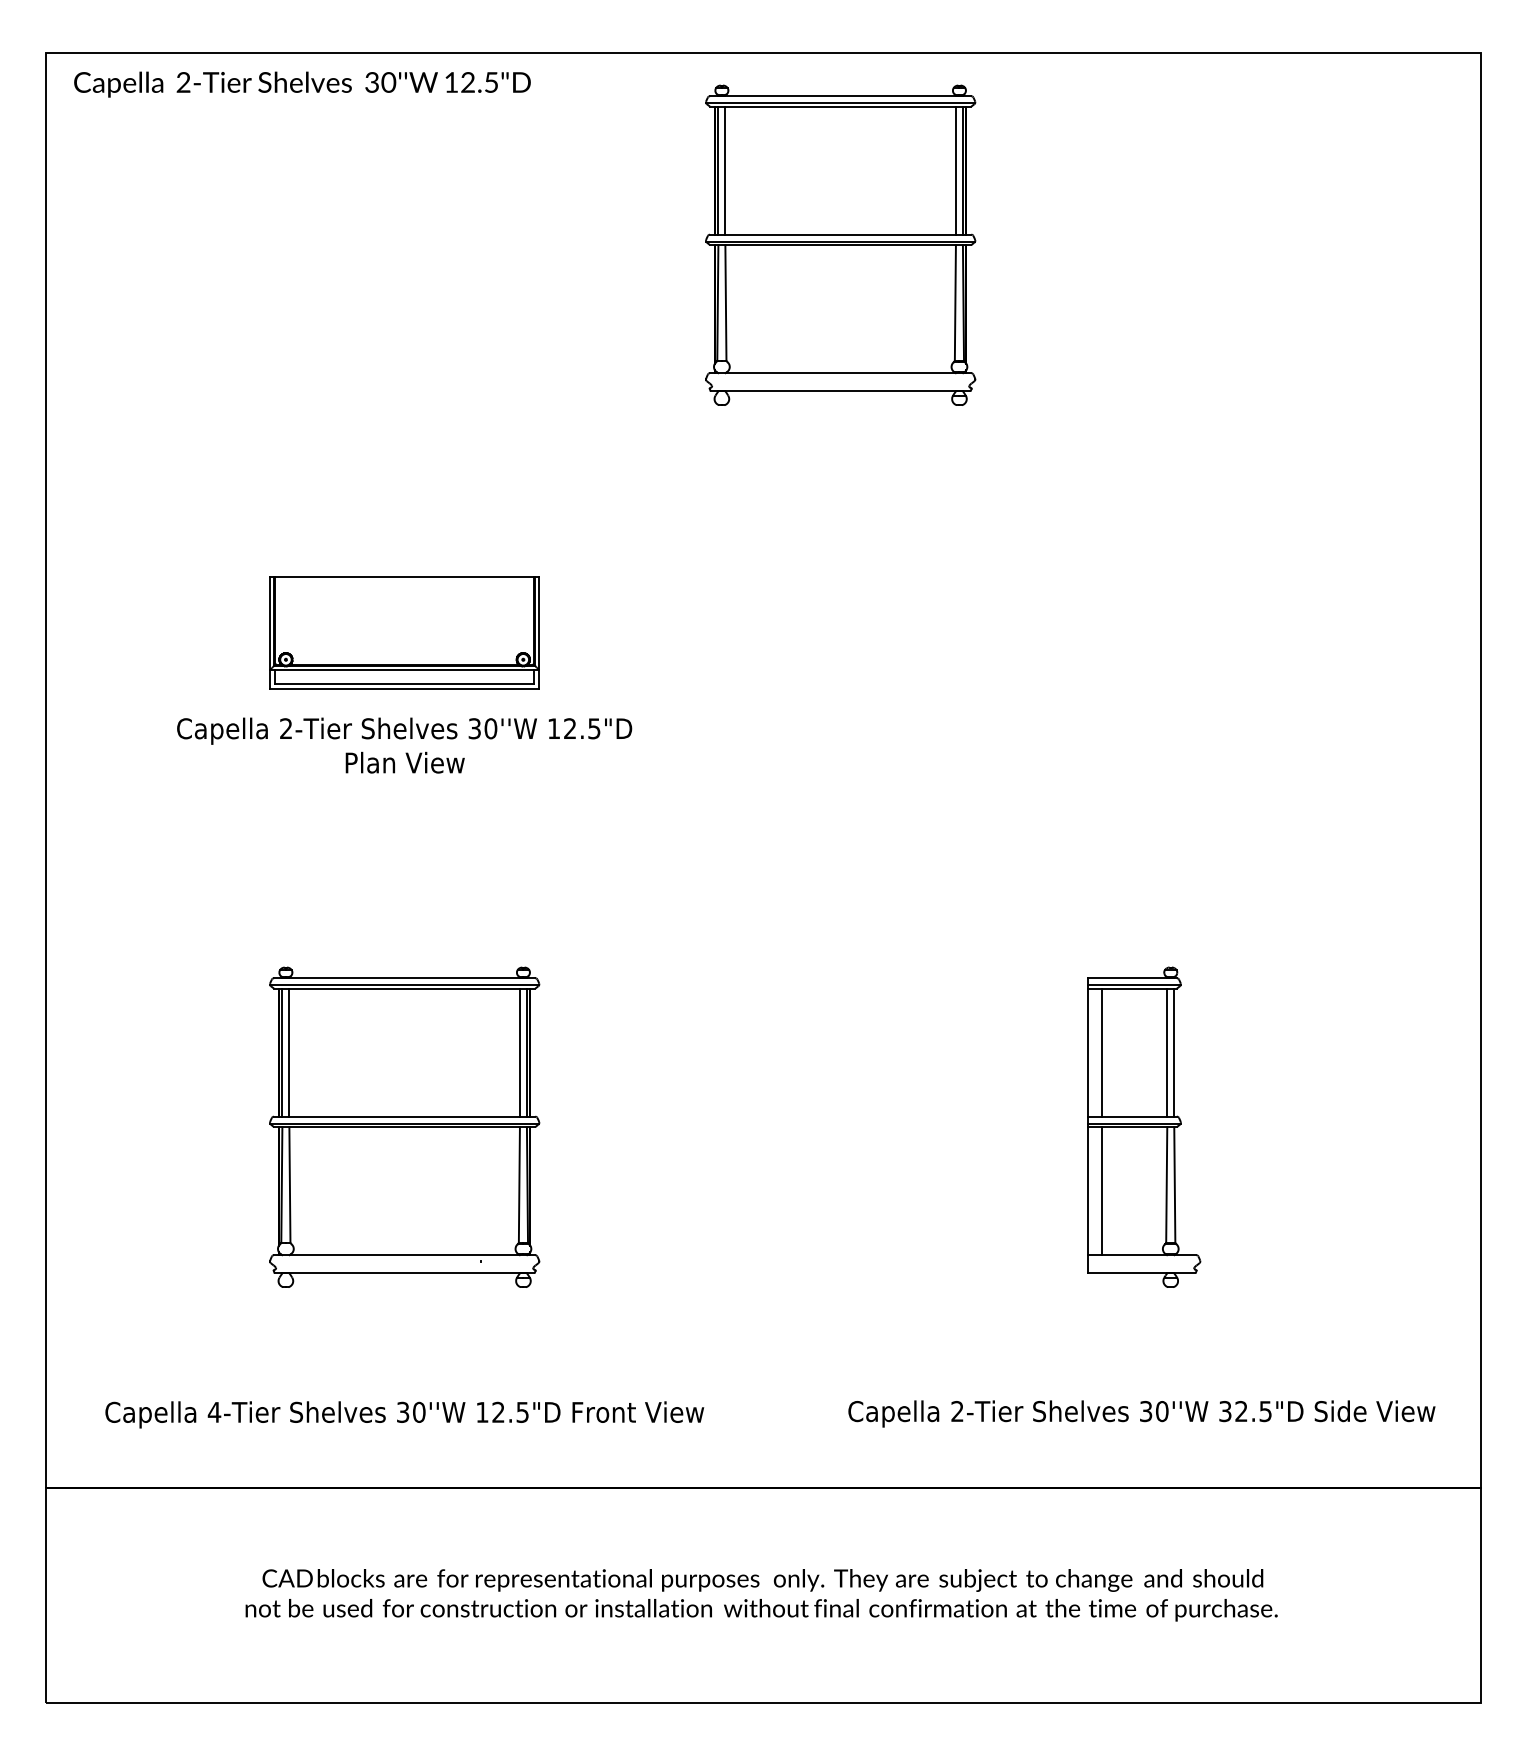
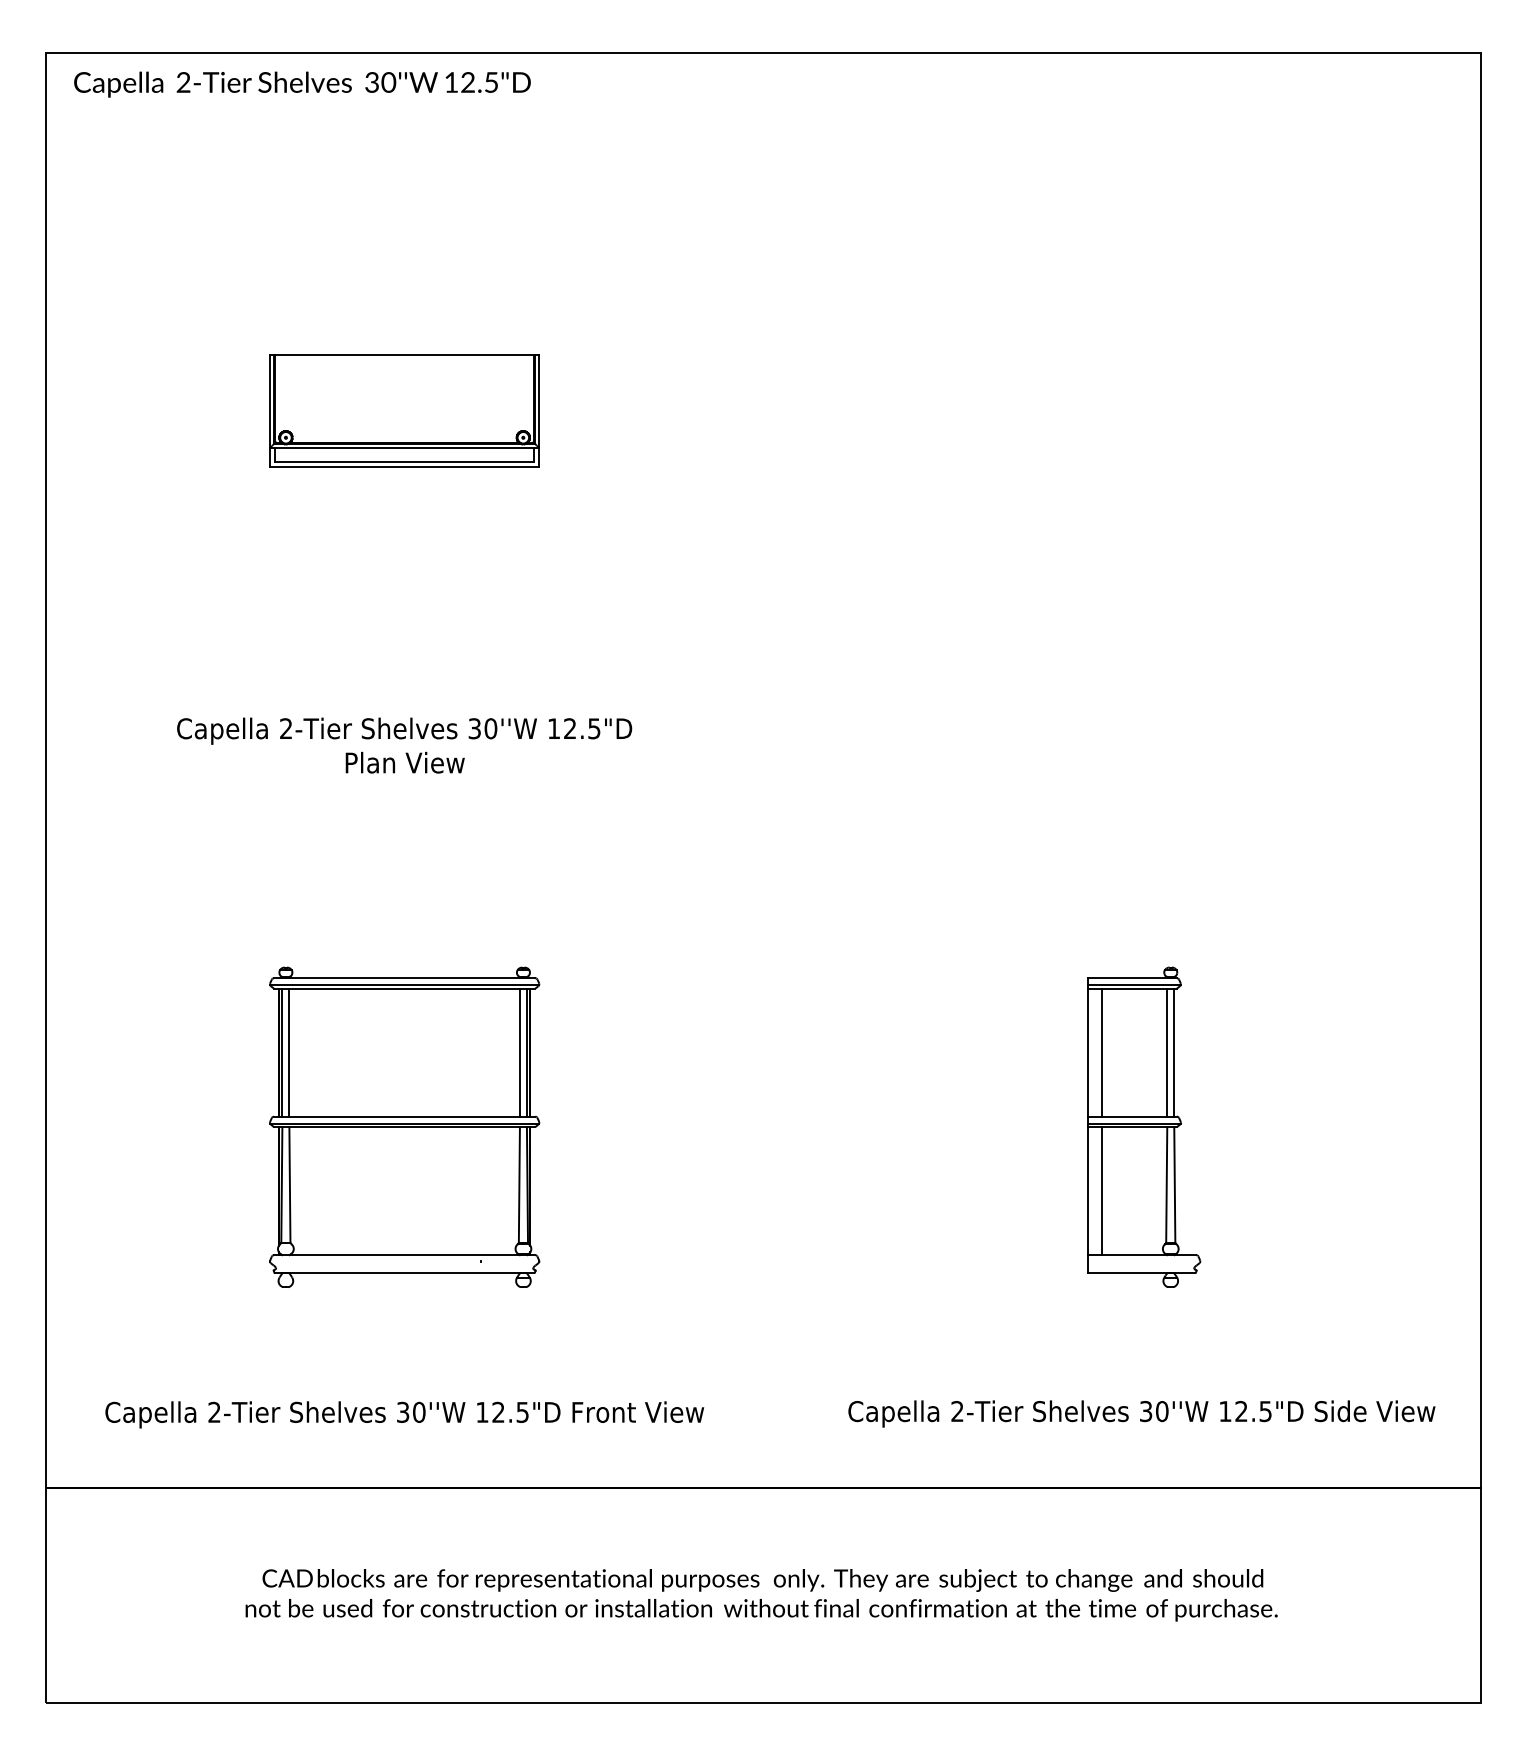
part: present -> none (840, 244)
part position: (404, 632) -> (404, 410) (404, 410)
text: 4-Tier -> 2-Tier (214, 1411)
text: 32.5"D -> 12.5"D (1225, 1411)
